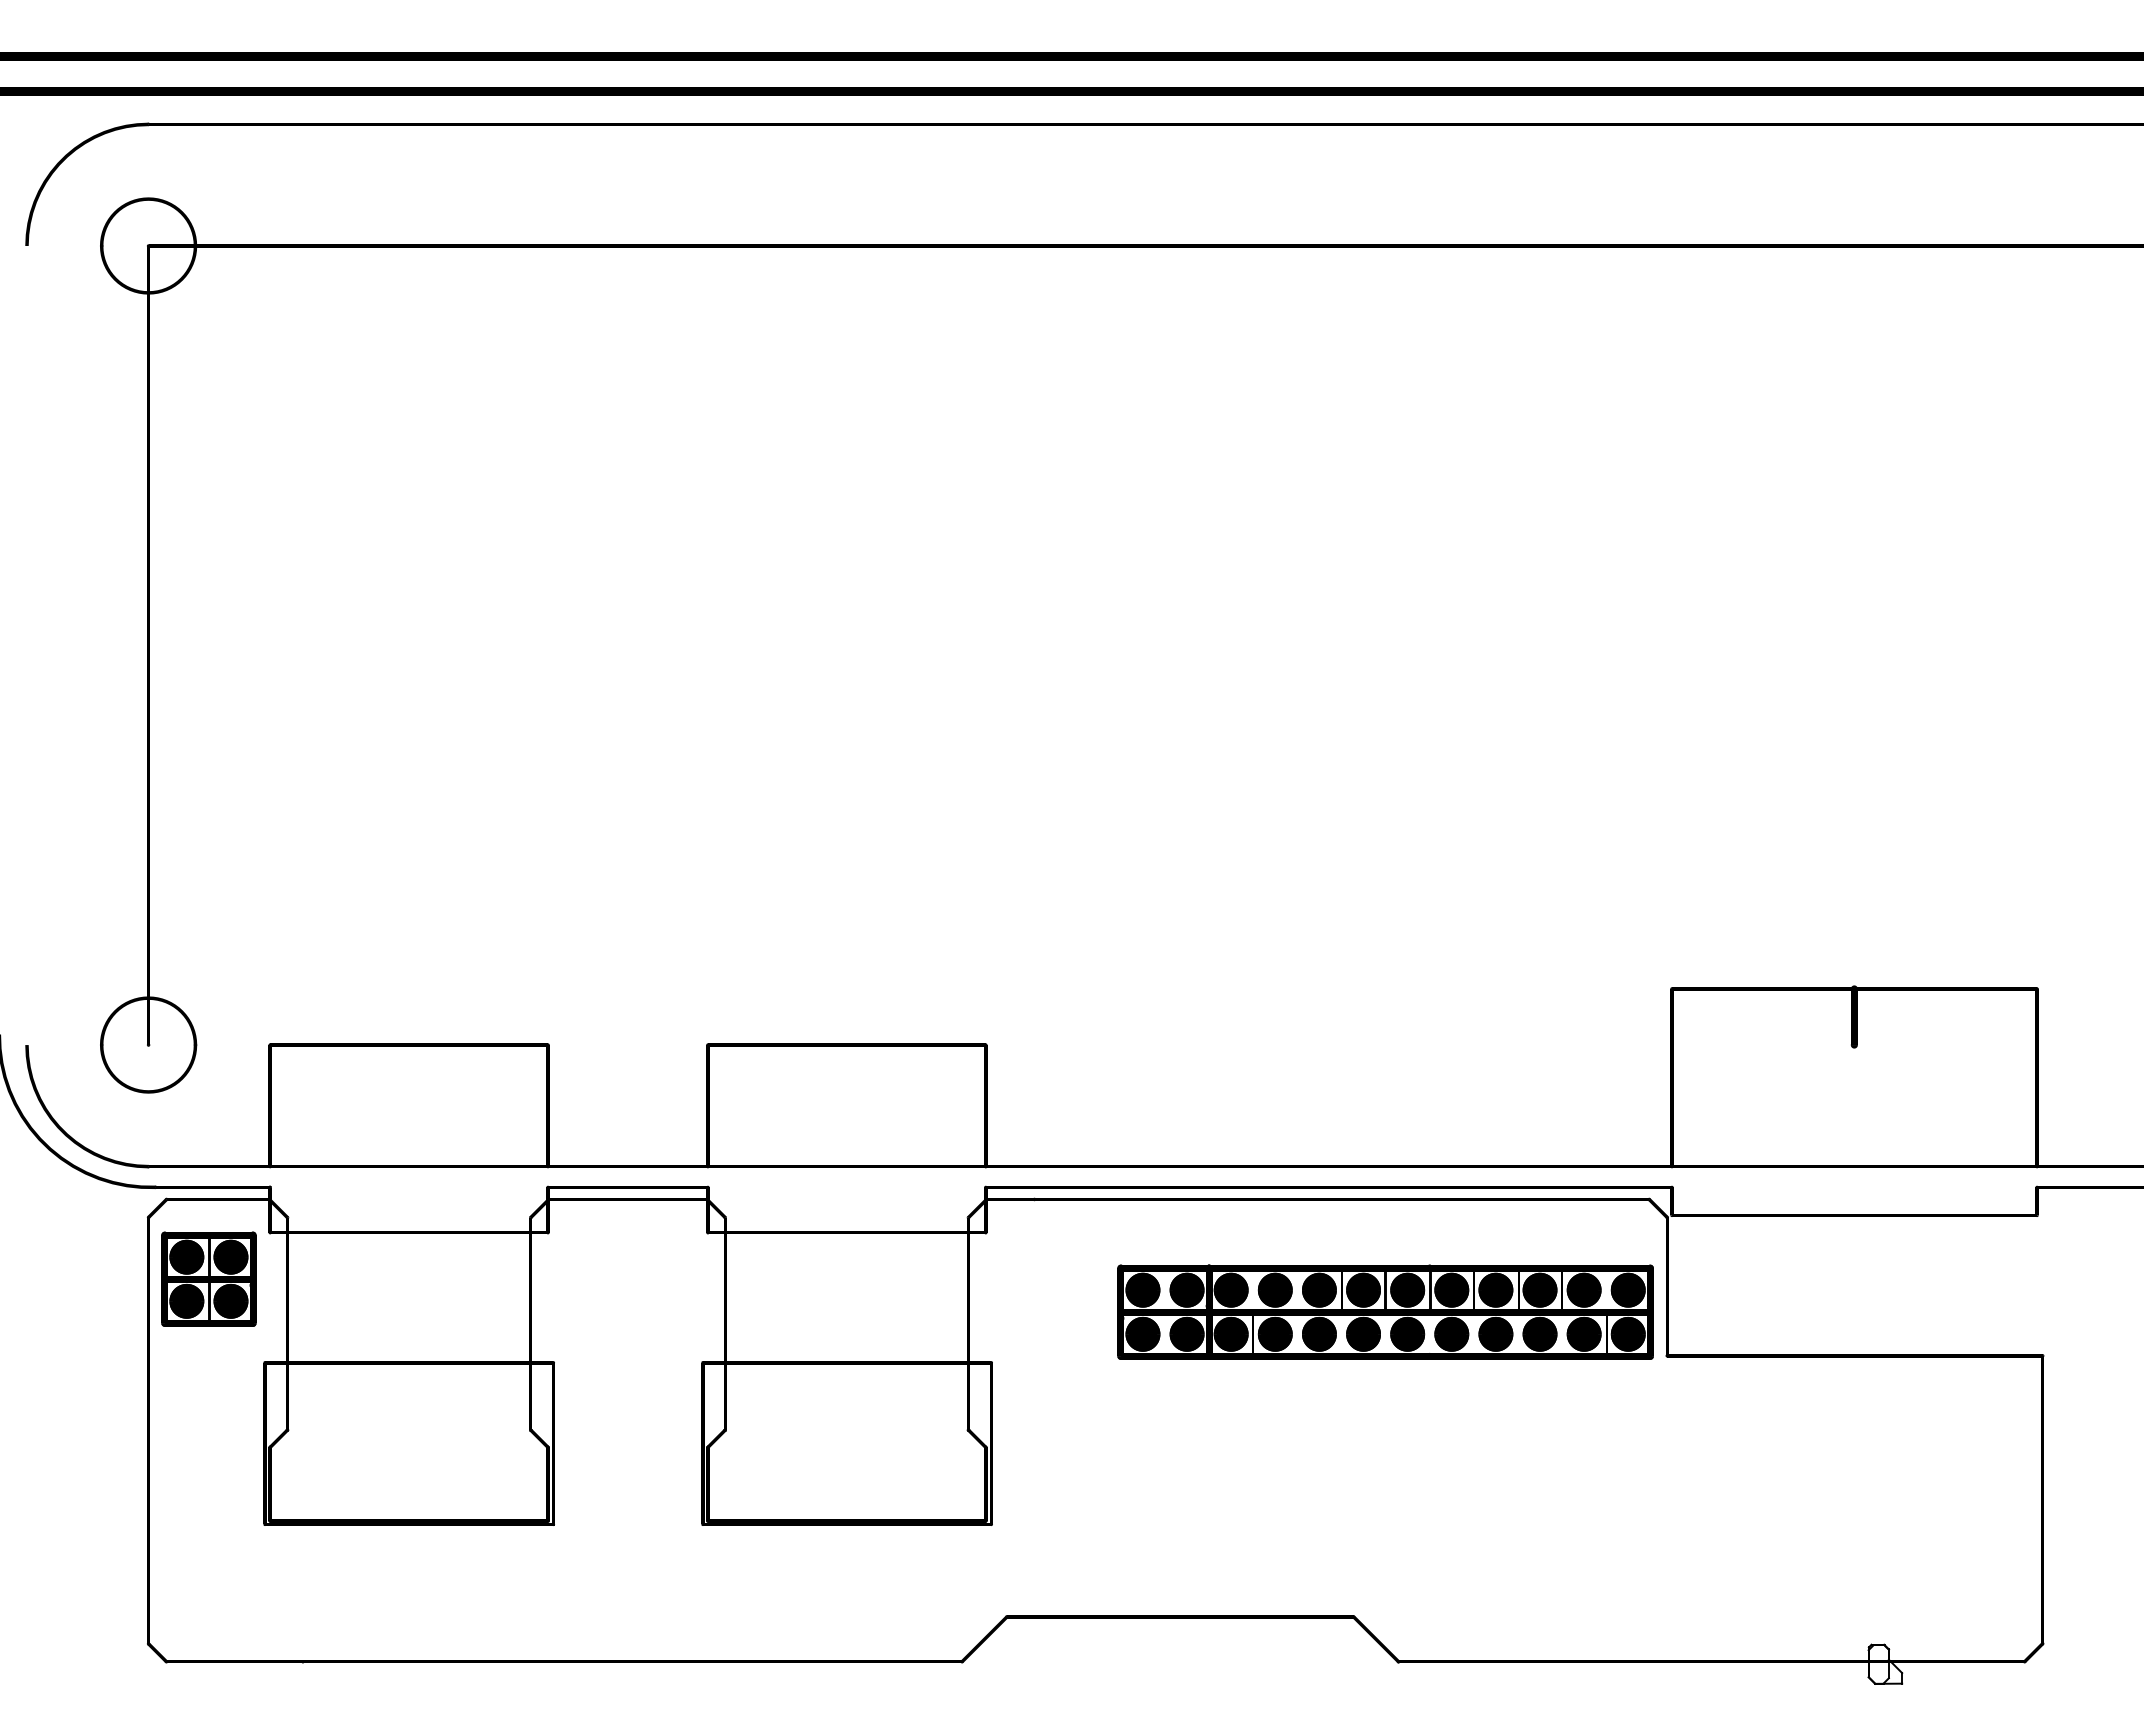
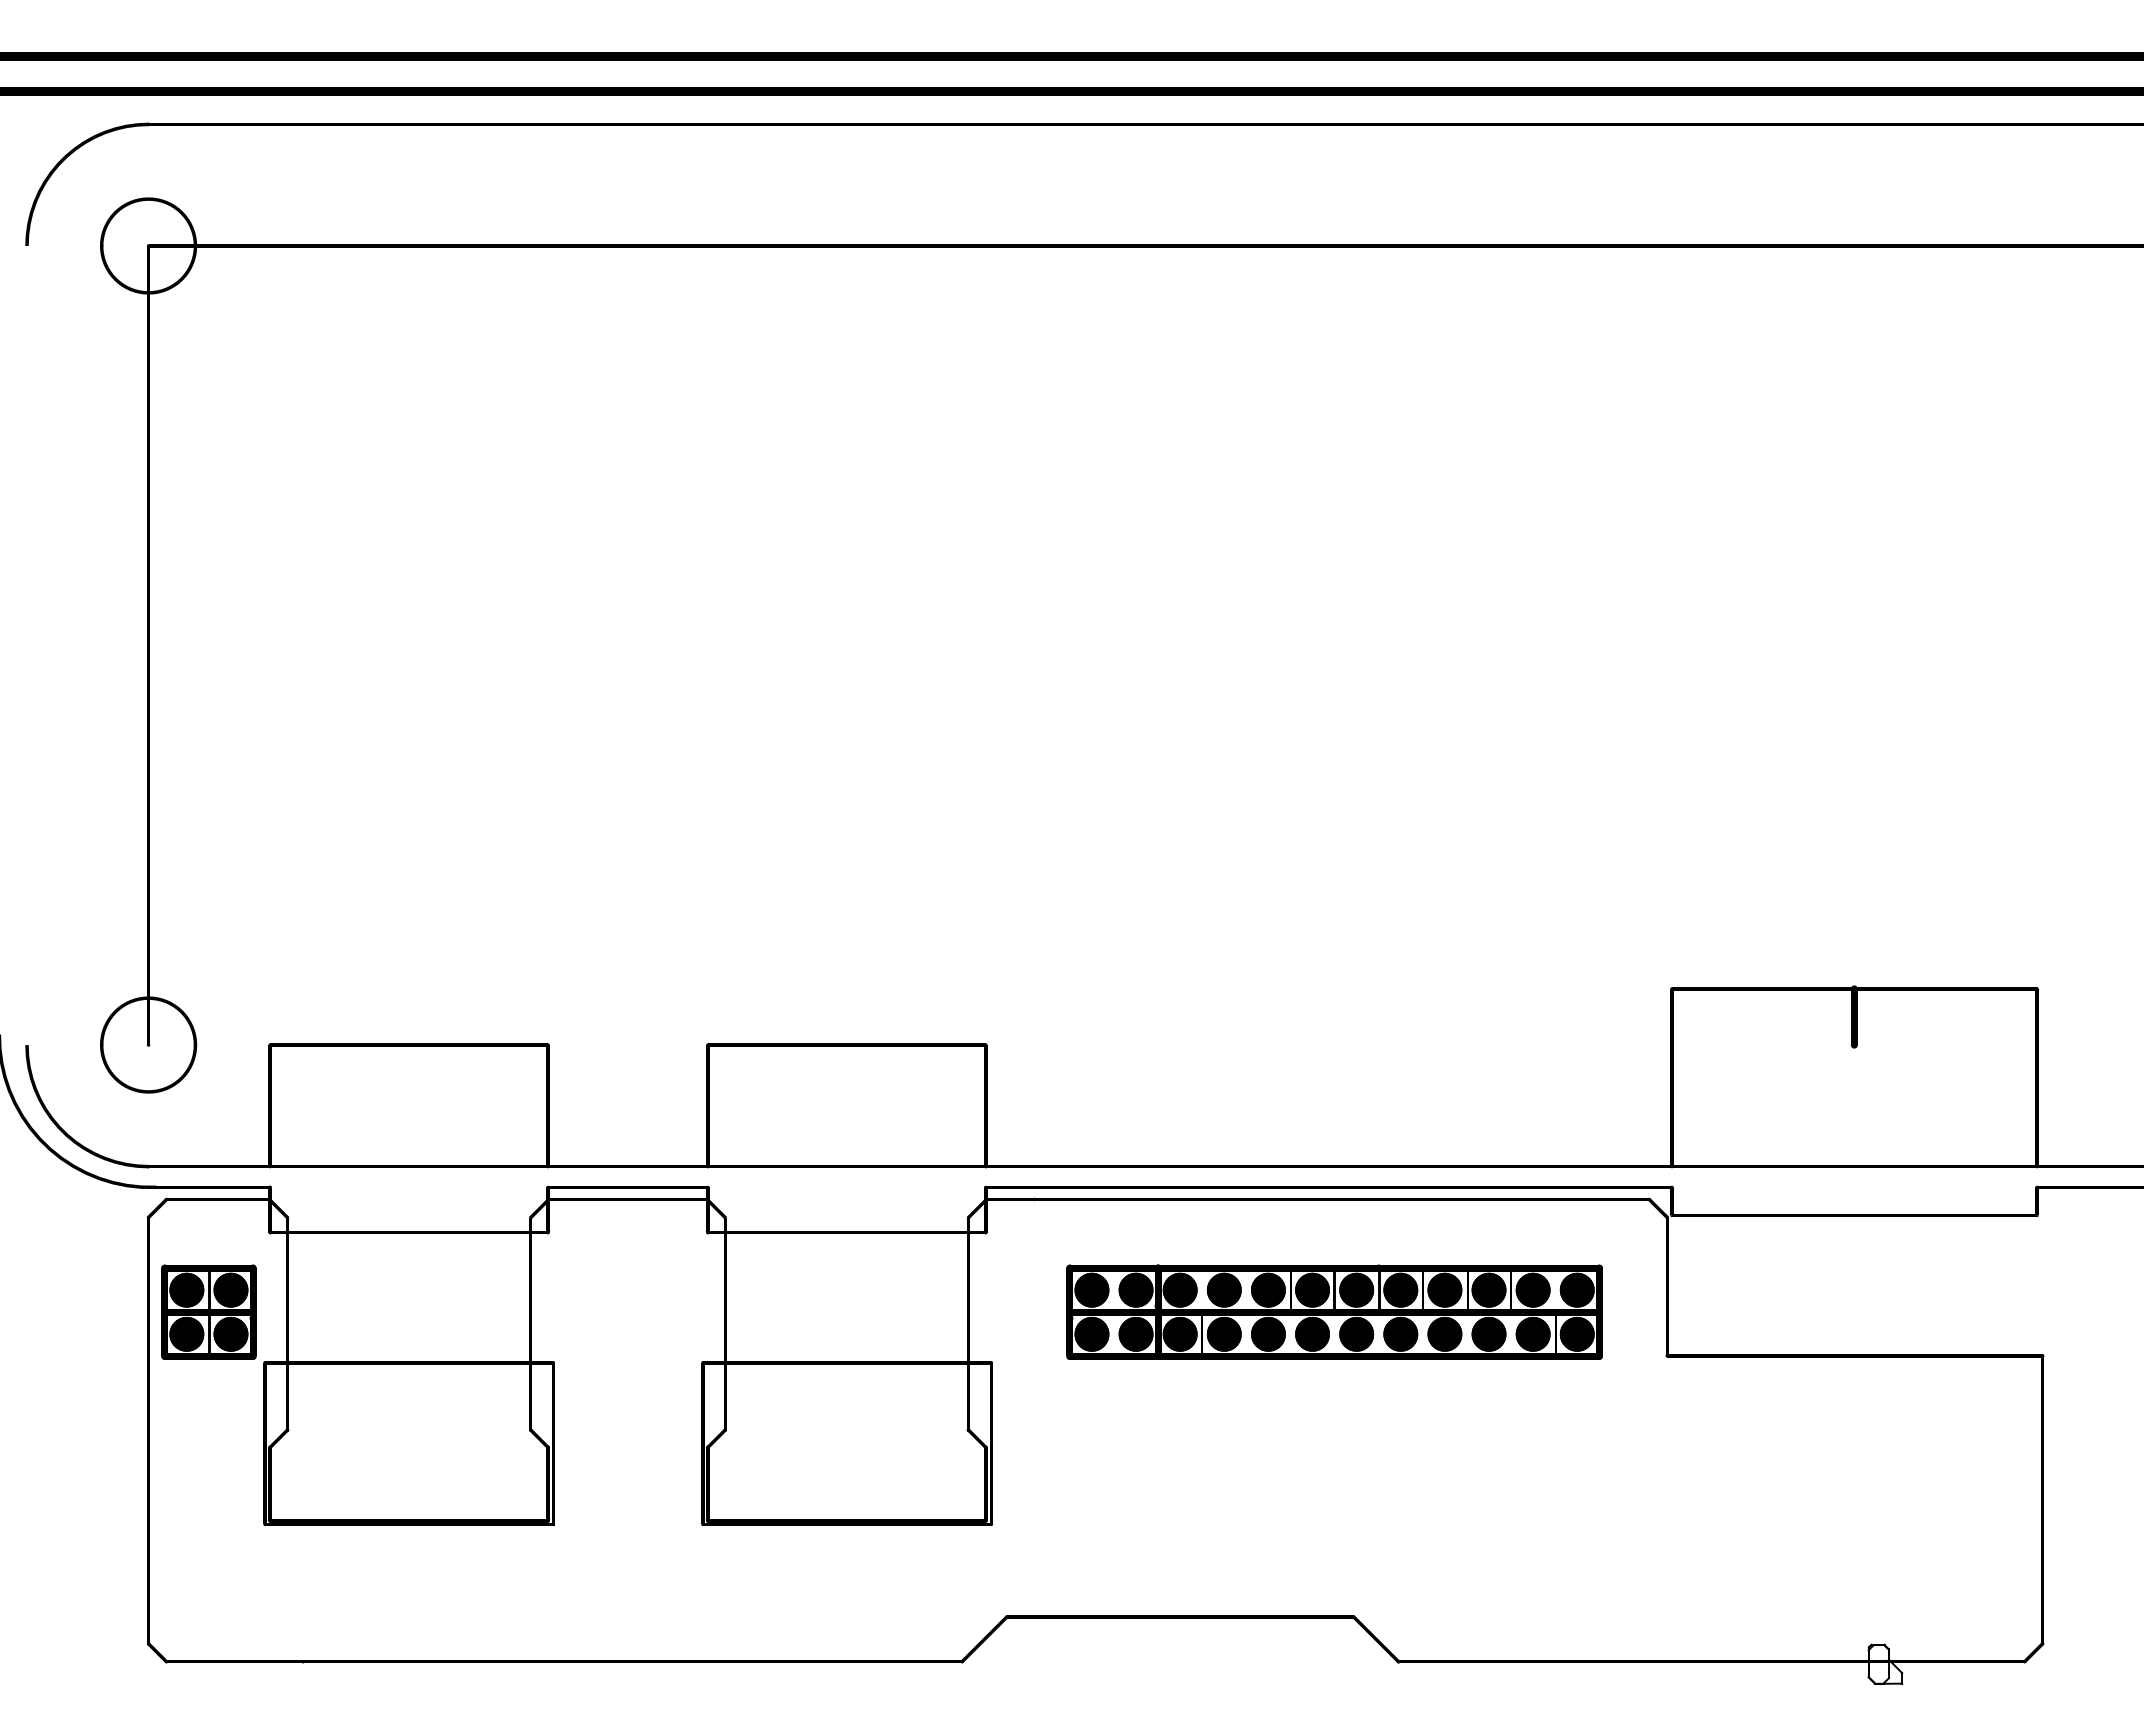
part position: (208, 1278) -> (208, 1311) (208, 1311)
part position: (1385, 1311) -> (1334, 1311) (1334, 1311)
